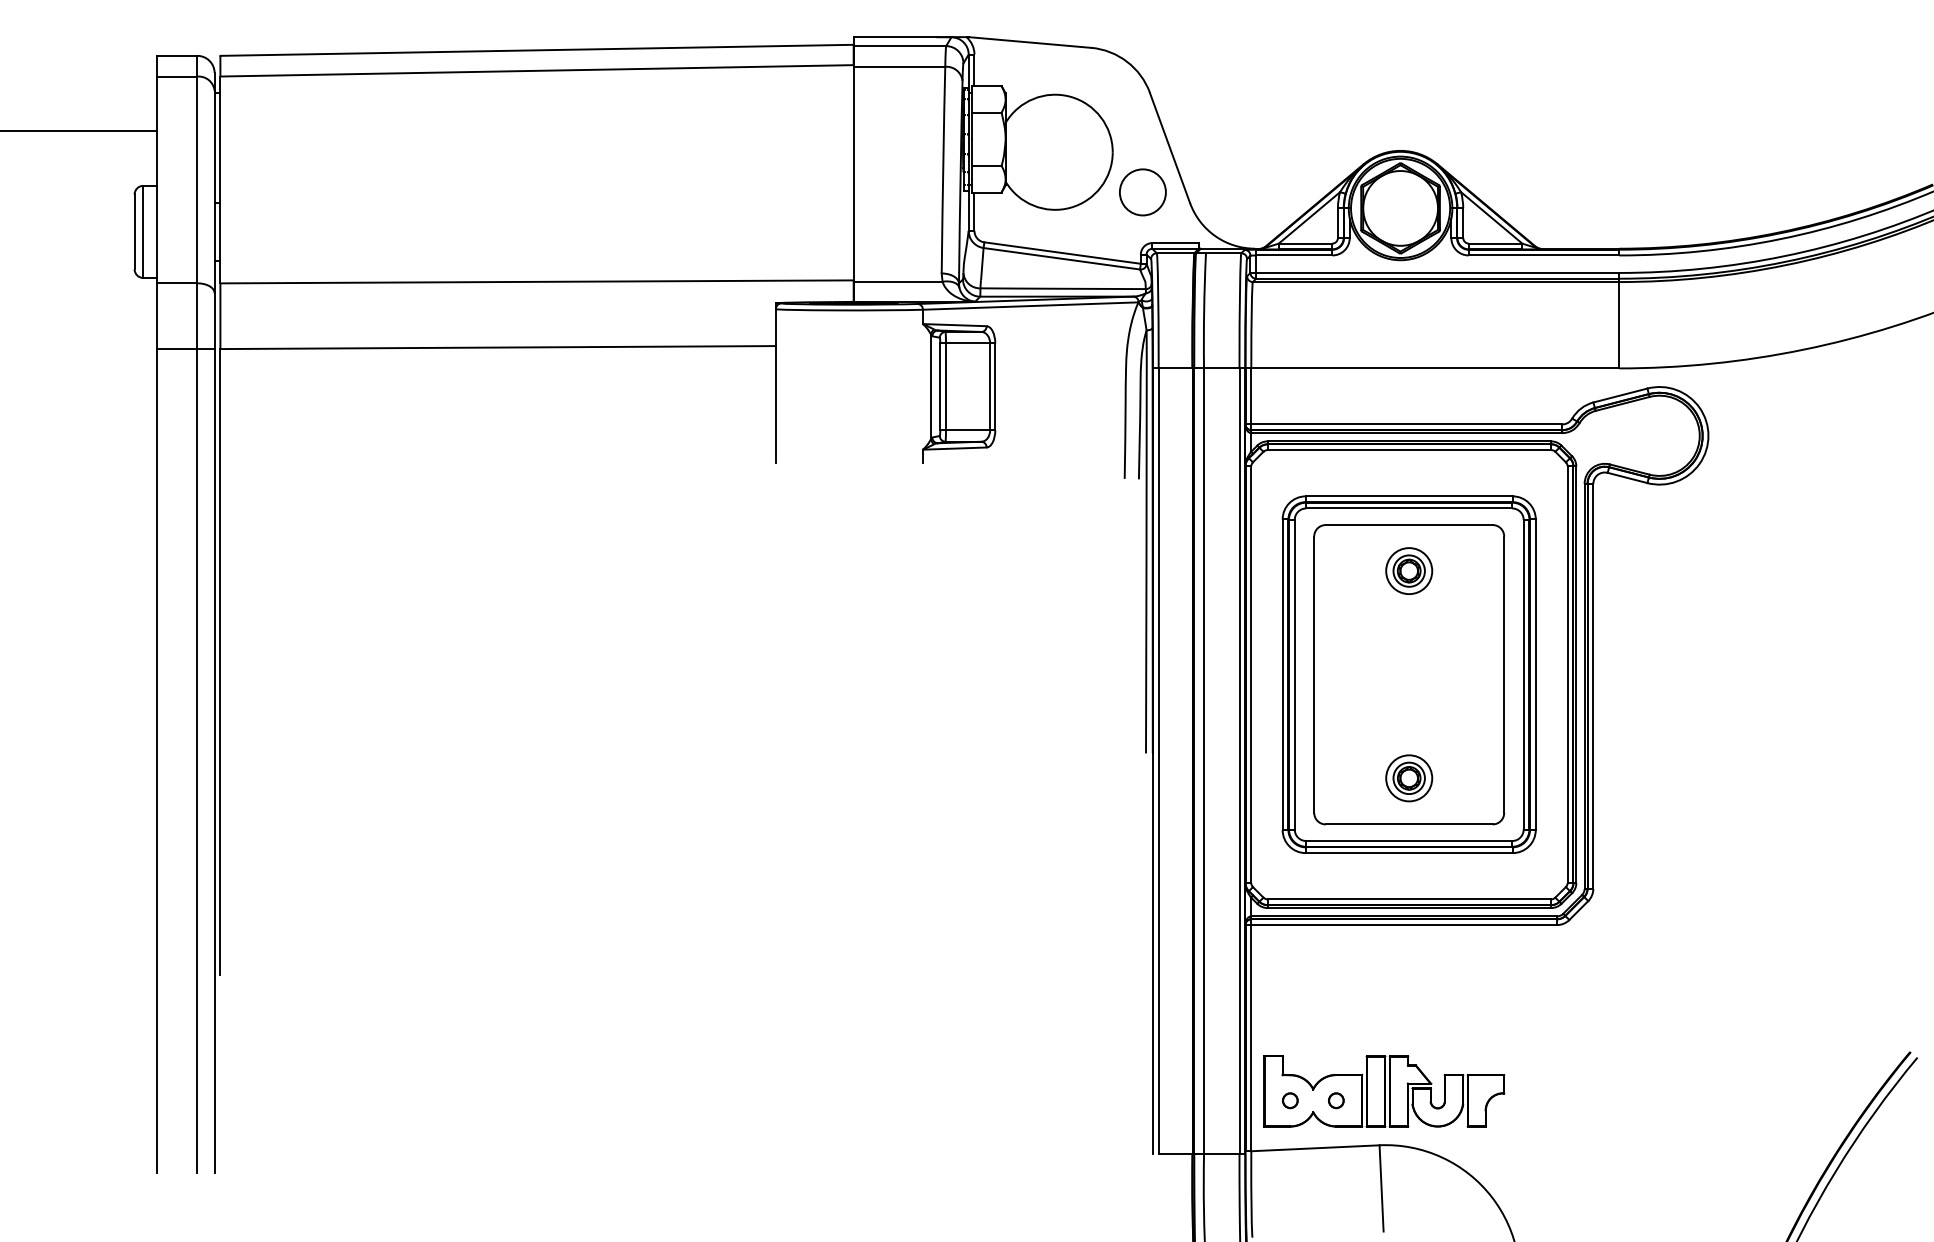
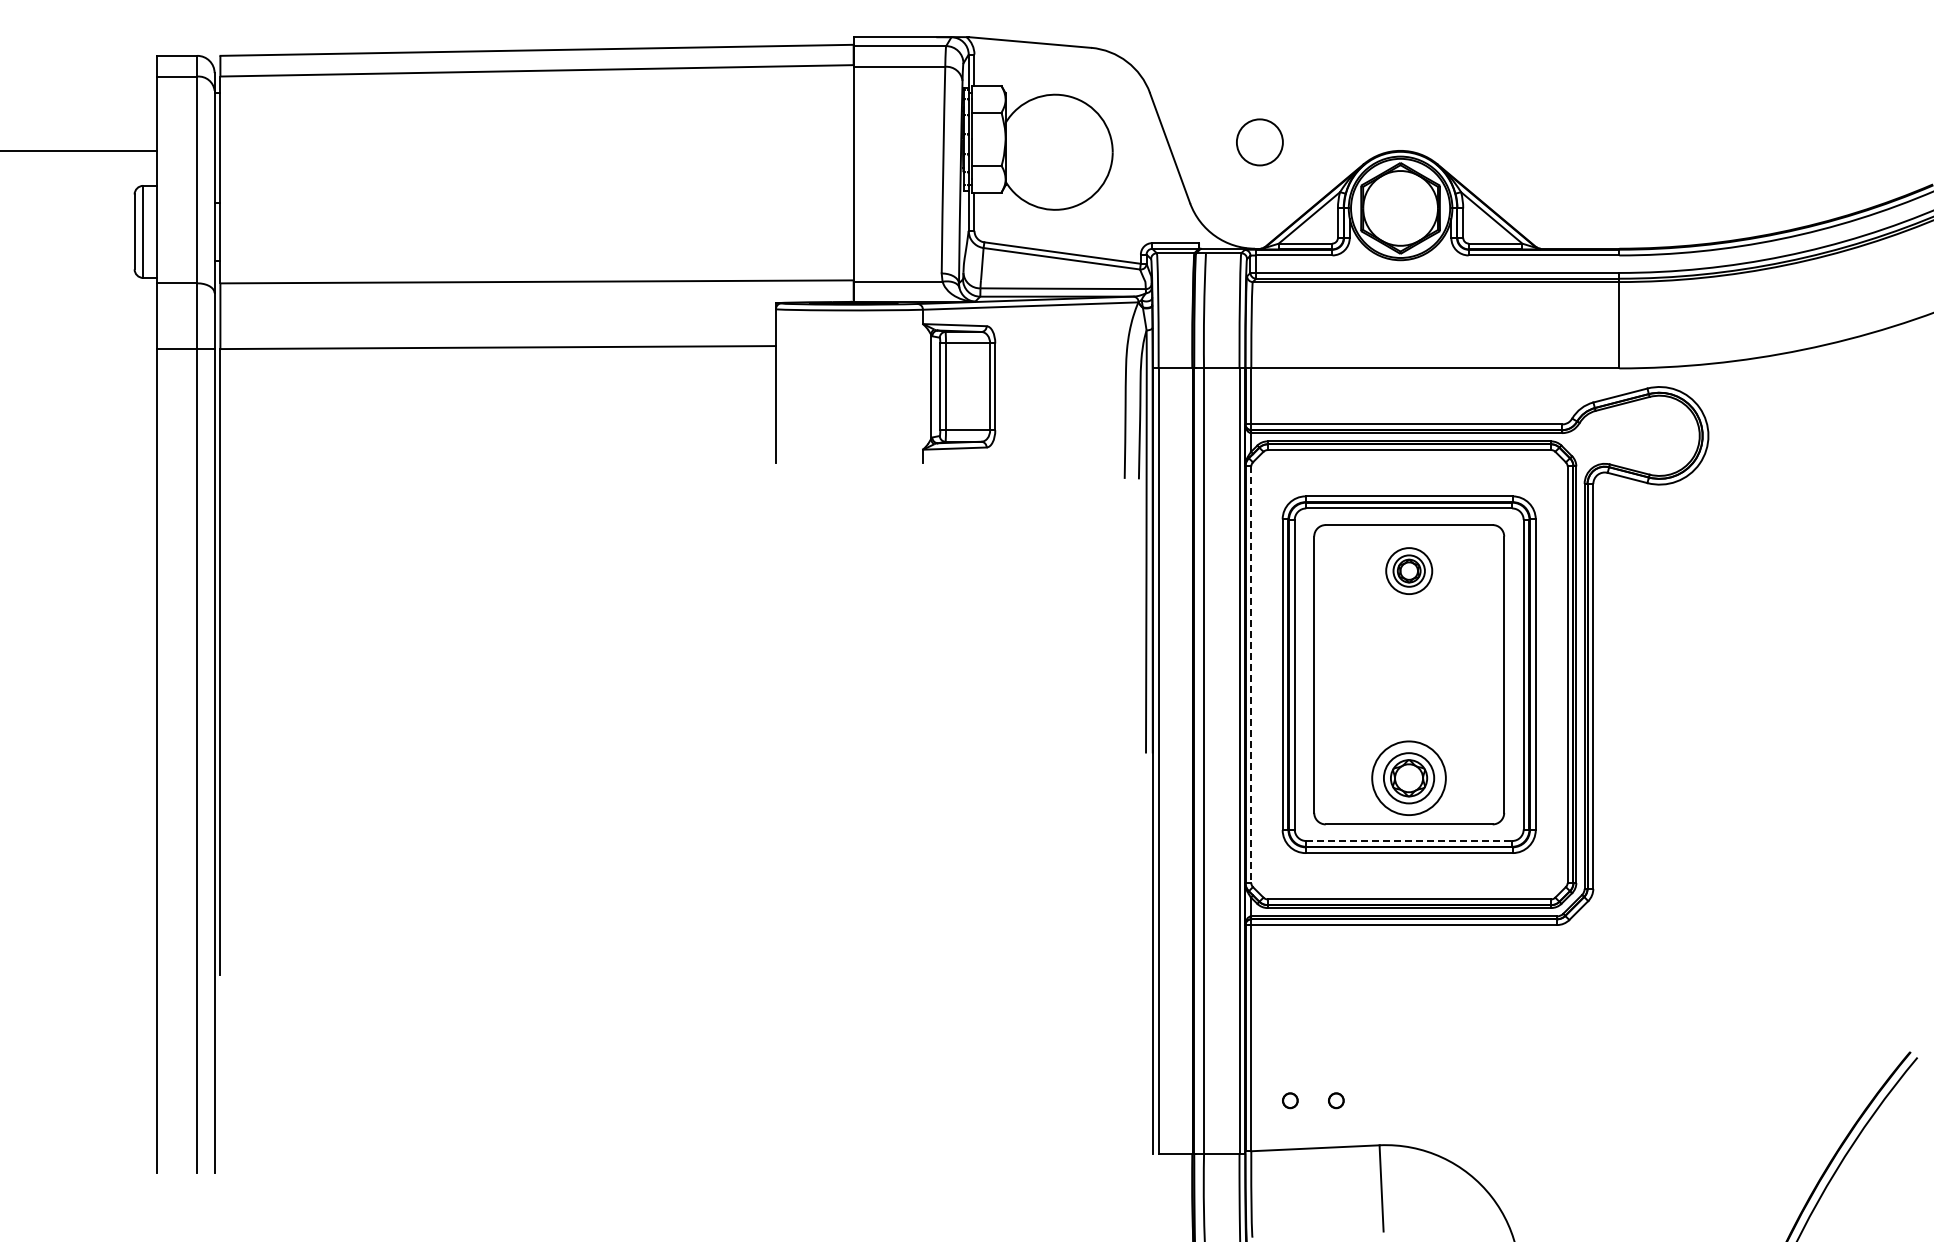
line position: (79, 130) -> (79, 150) (79, 150)
circle position: (1142, 192) -> (1259, 142) (1259, 142)
line: solid -> dashed (1251, 675)
part size: 49x49 px -> 76x76 px (1408, 777)
line: solid -> dashed (1409, 841)
part: present -> none (1384, 1091)
